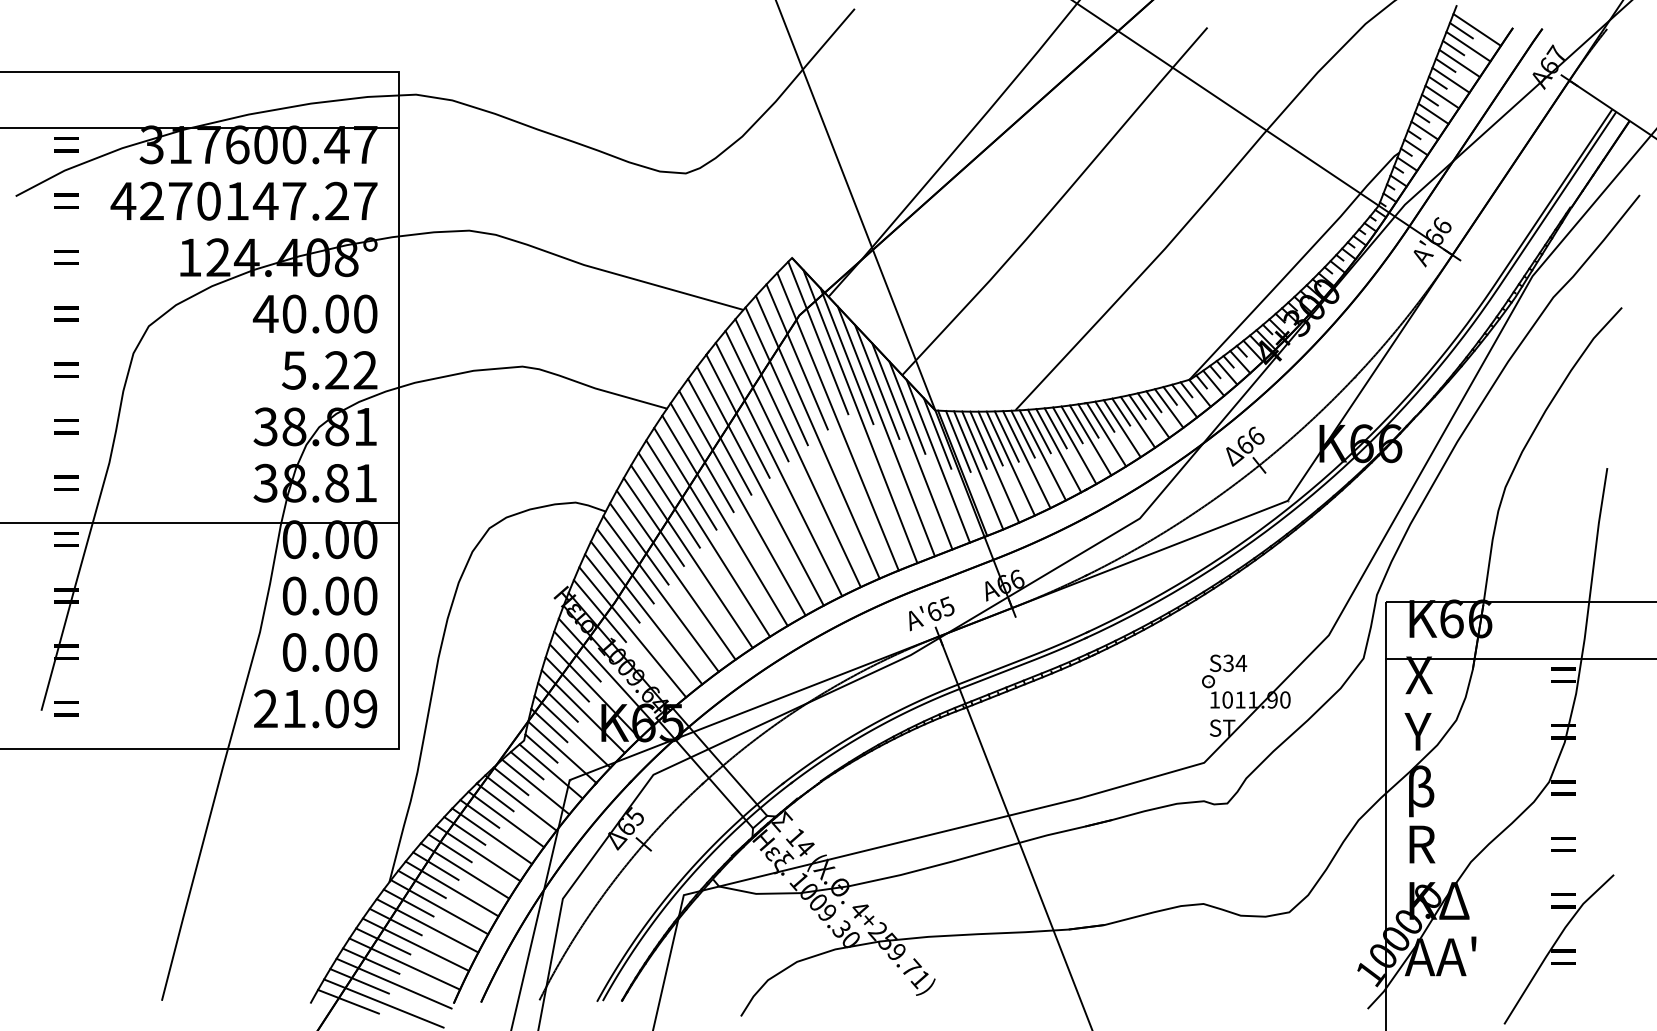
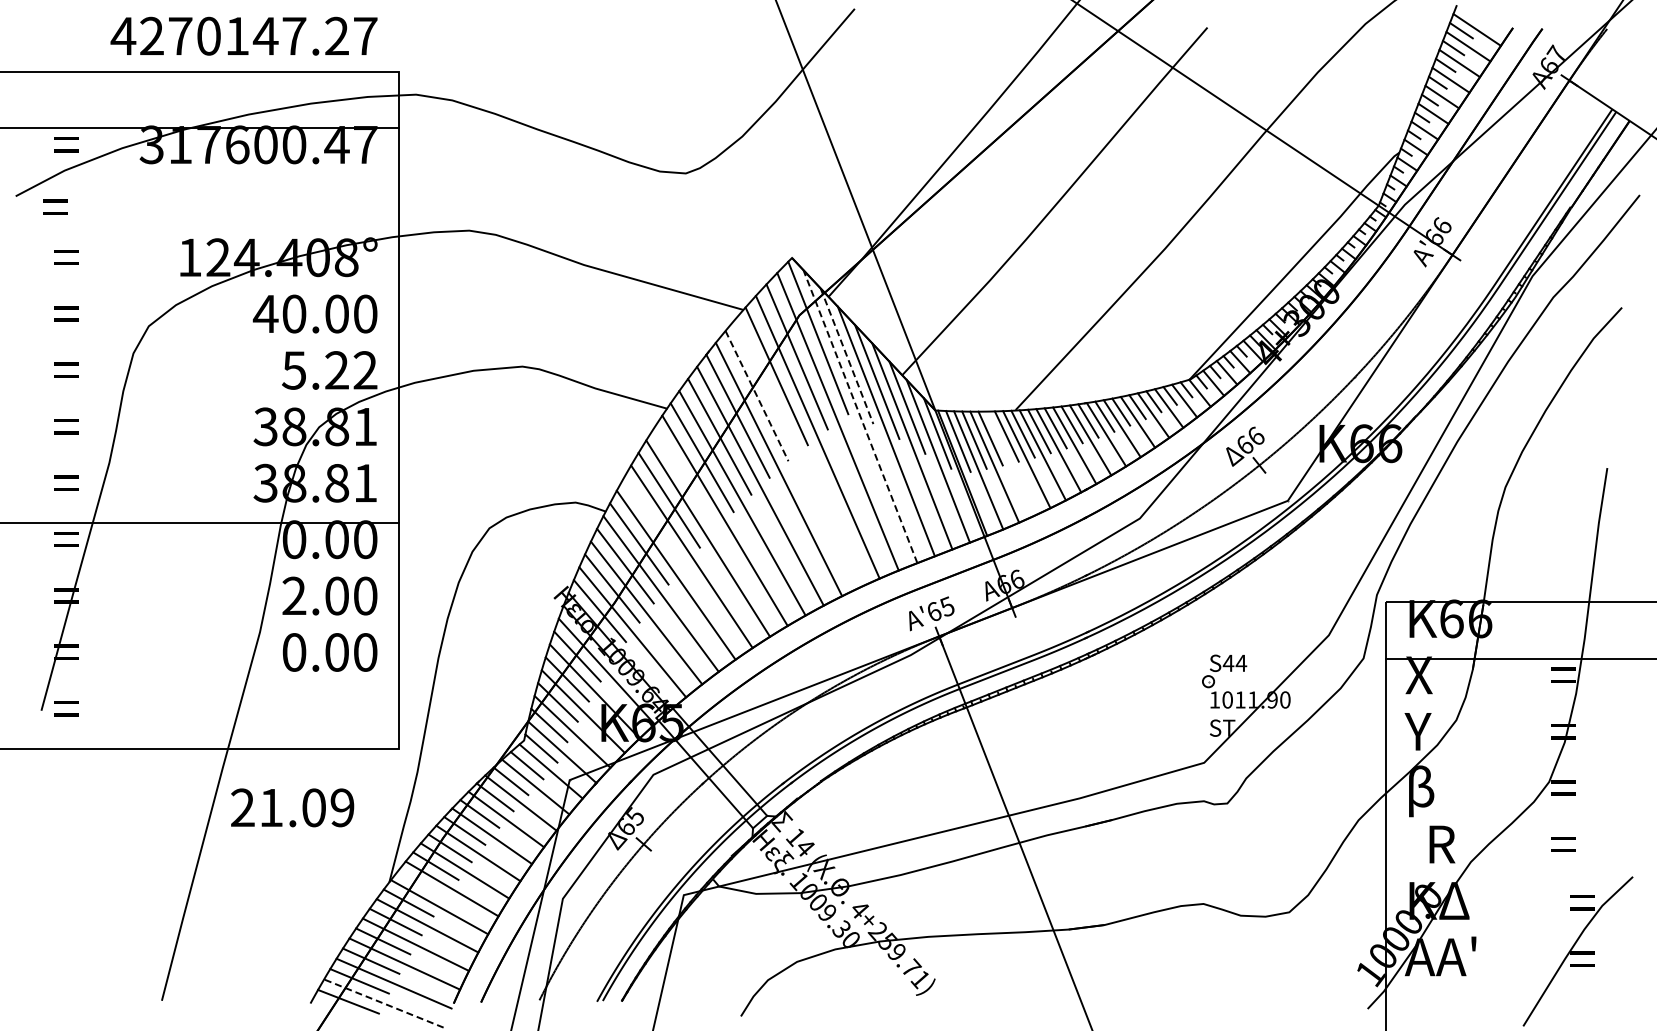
text position: (66, 200) -> (55, 206) (55, 206)
text position: (243, 200) -> (243, 35) (243, 35)
line: solid -> dashed (847, 356)
line: solid -> dashed (757, 396)
line: solid -> dashed (860, 416)
line: present -> none (797, 453)
line: present -> none (1010, 463)
line: present -> none (685, 478)
line: present -> none (653, 521)
text: 0.00 -> 2.00 (294, 595)
text: S34 -> S44 (1228, 663)
text position: (315, 708) -> (292, 807) (292, 807)
text position: (1422, 844) -> (1442, 844) (1442, 844)
line: present -> none (421, 884)
part position: (1558, 949) -> (1577, 951) (1577, 951)
line: solid -> dashed (383, 1003)
